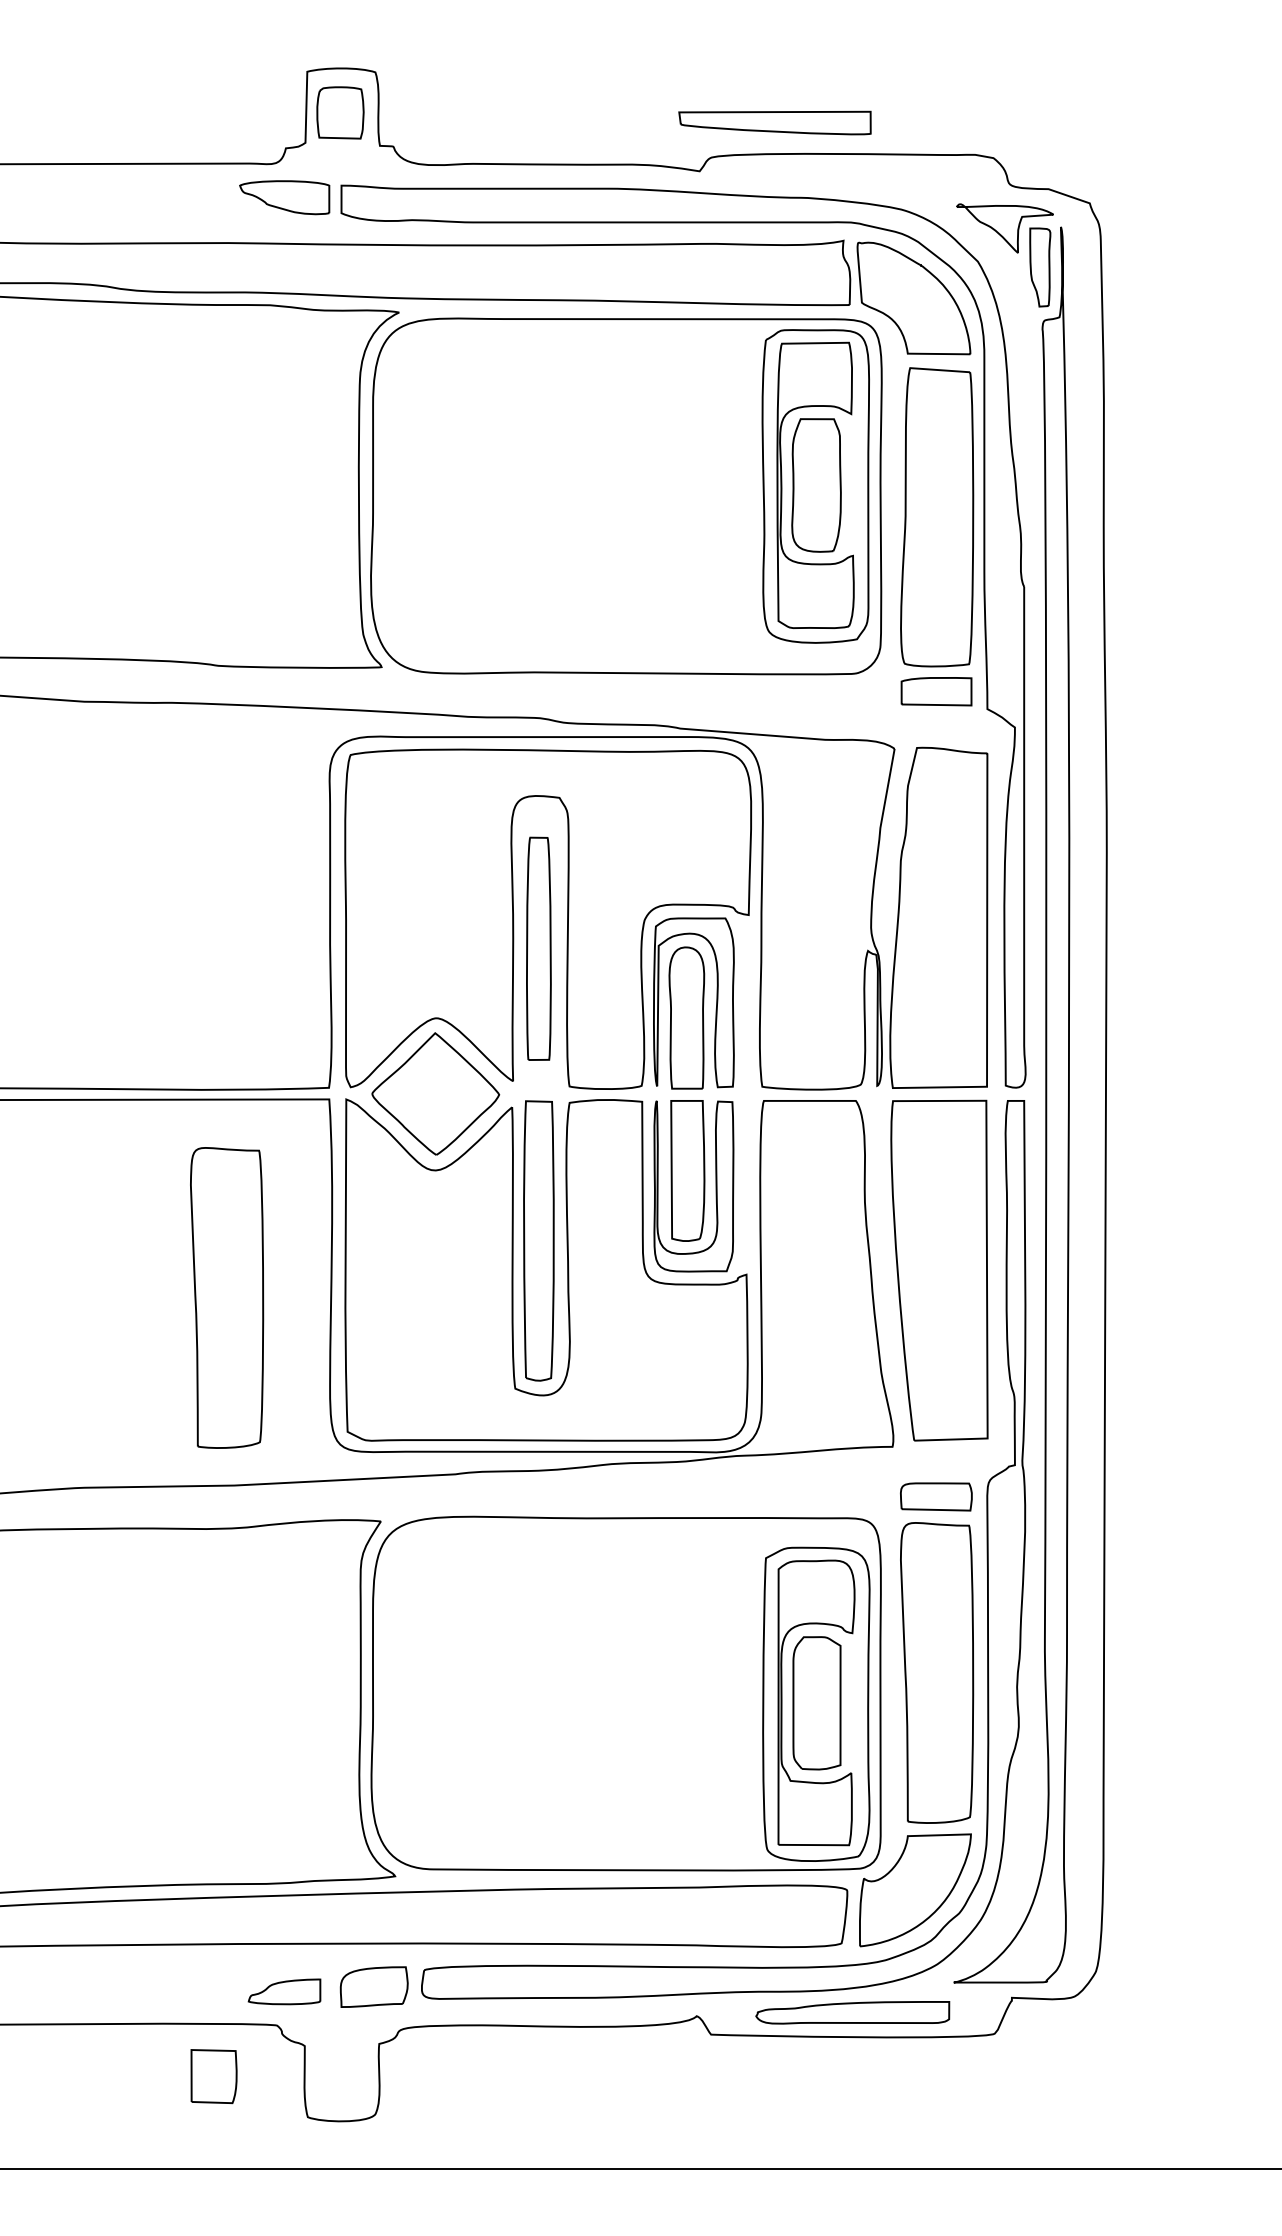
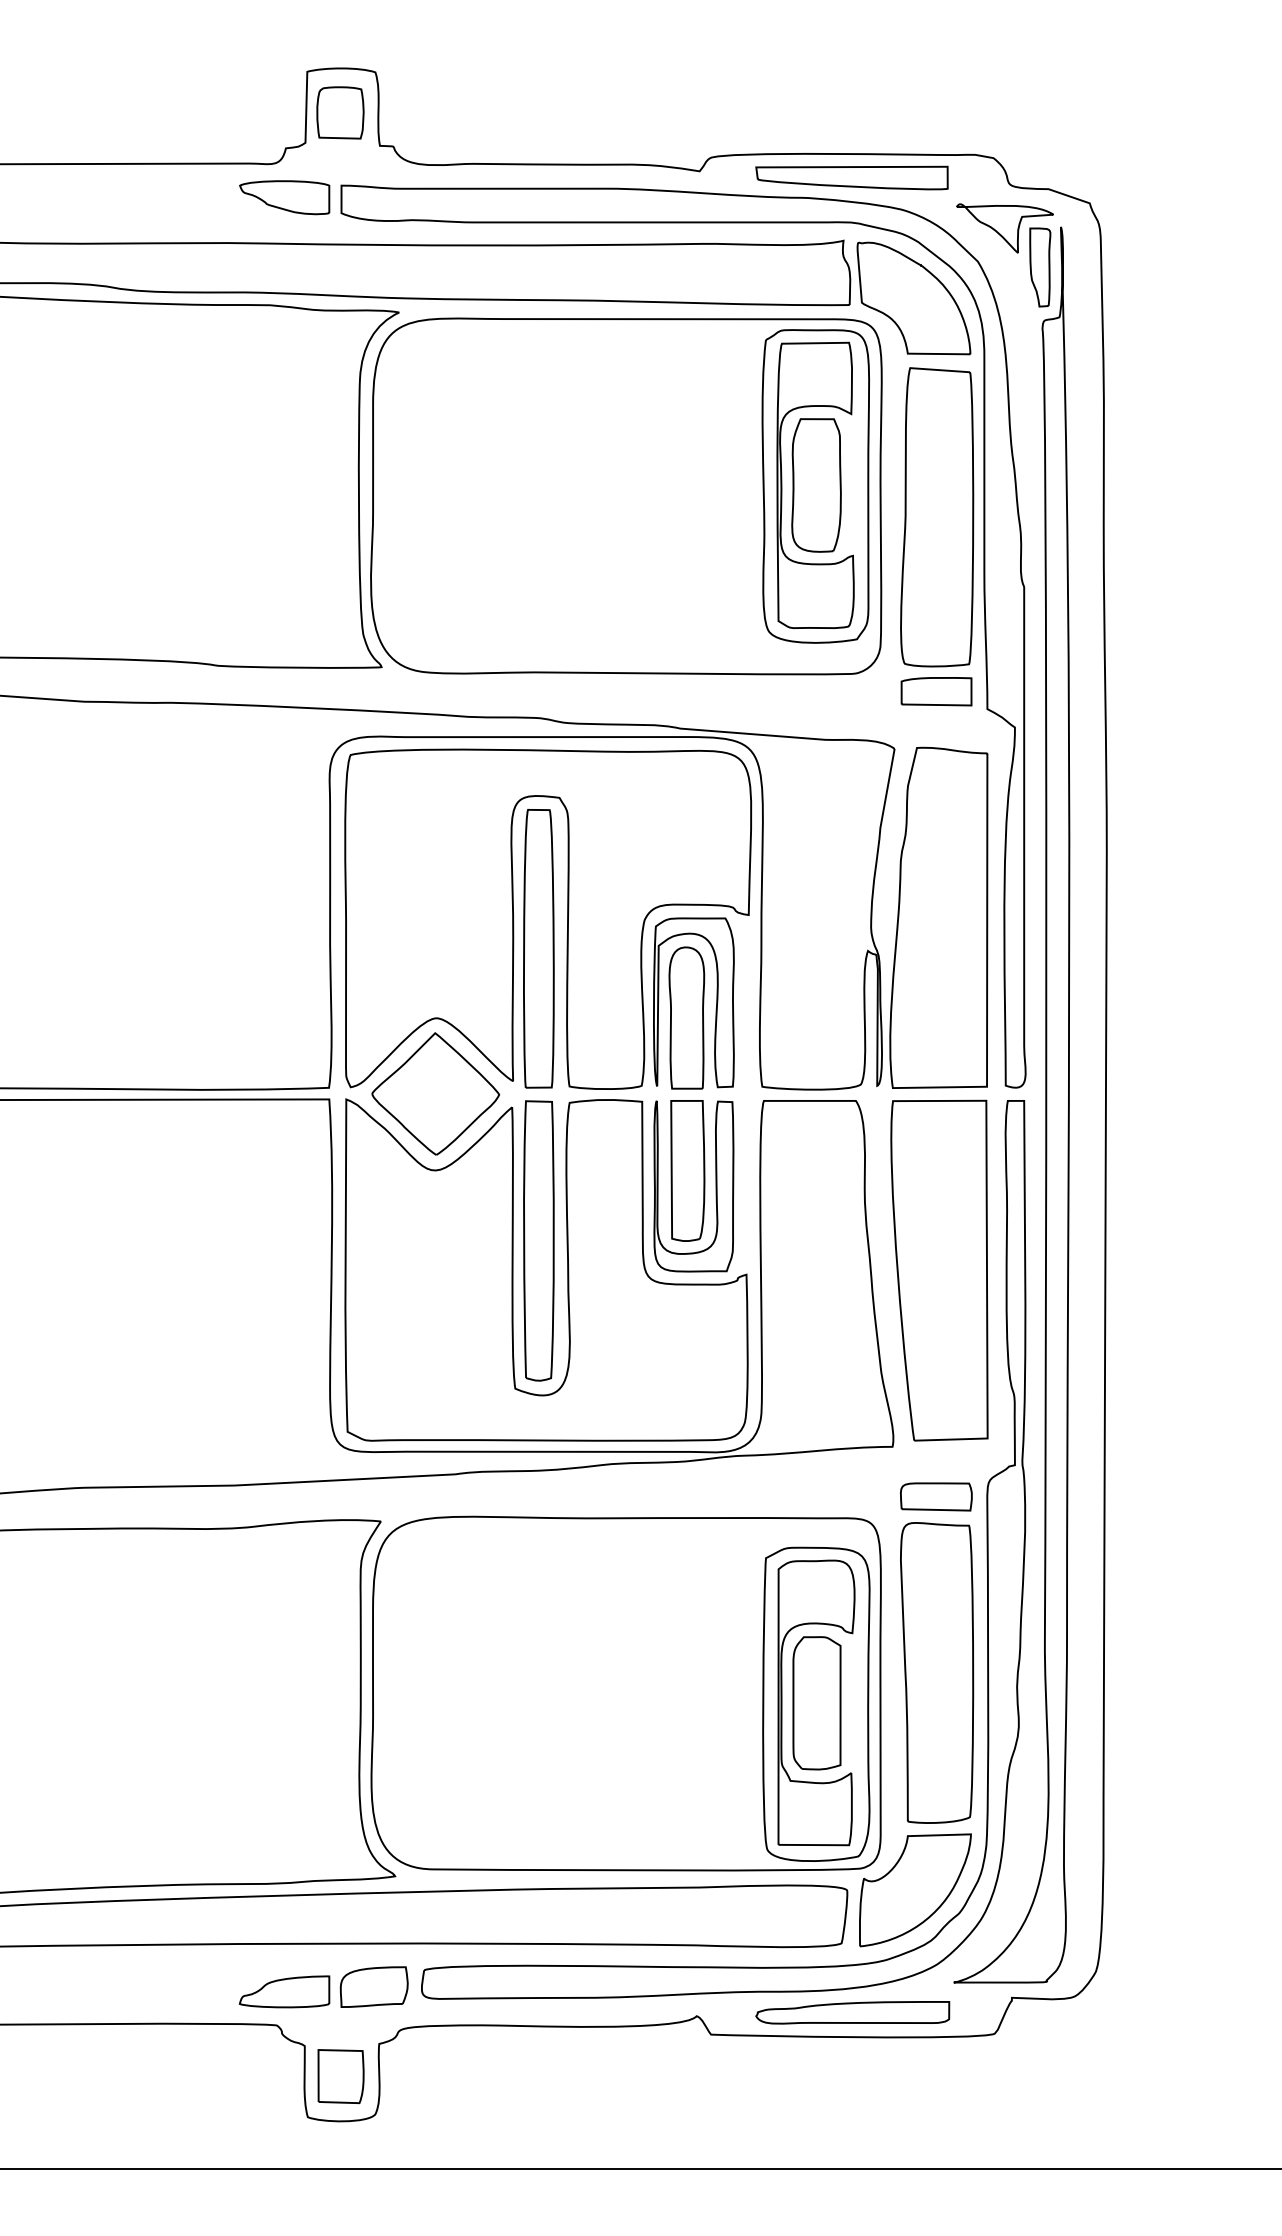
part position: (774, 122) -> (851, 177) (851, 177)
part size: 26x225 px -> 32x280 px (538, 948)
part: present -> none (227, 1297)
part size: 75x28 px -> 93x34 px (284, 1991)
part position: (213, 2076) -> (340, 2076) (340, 2076)
